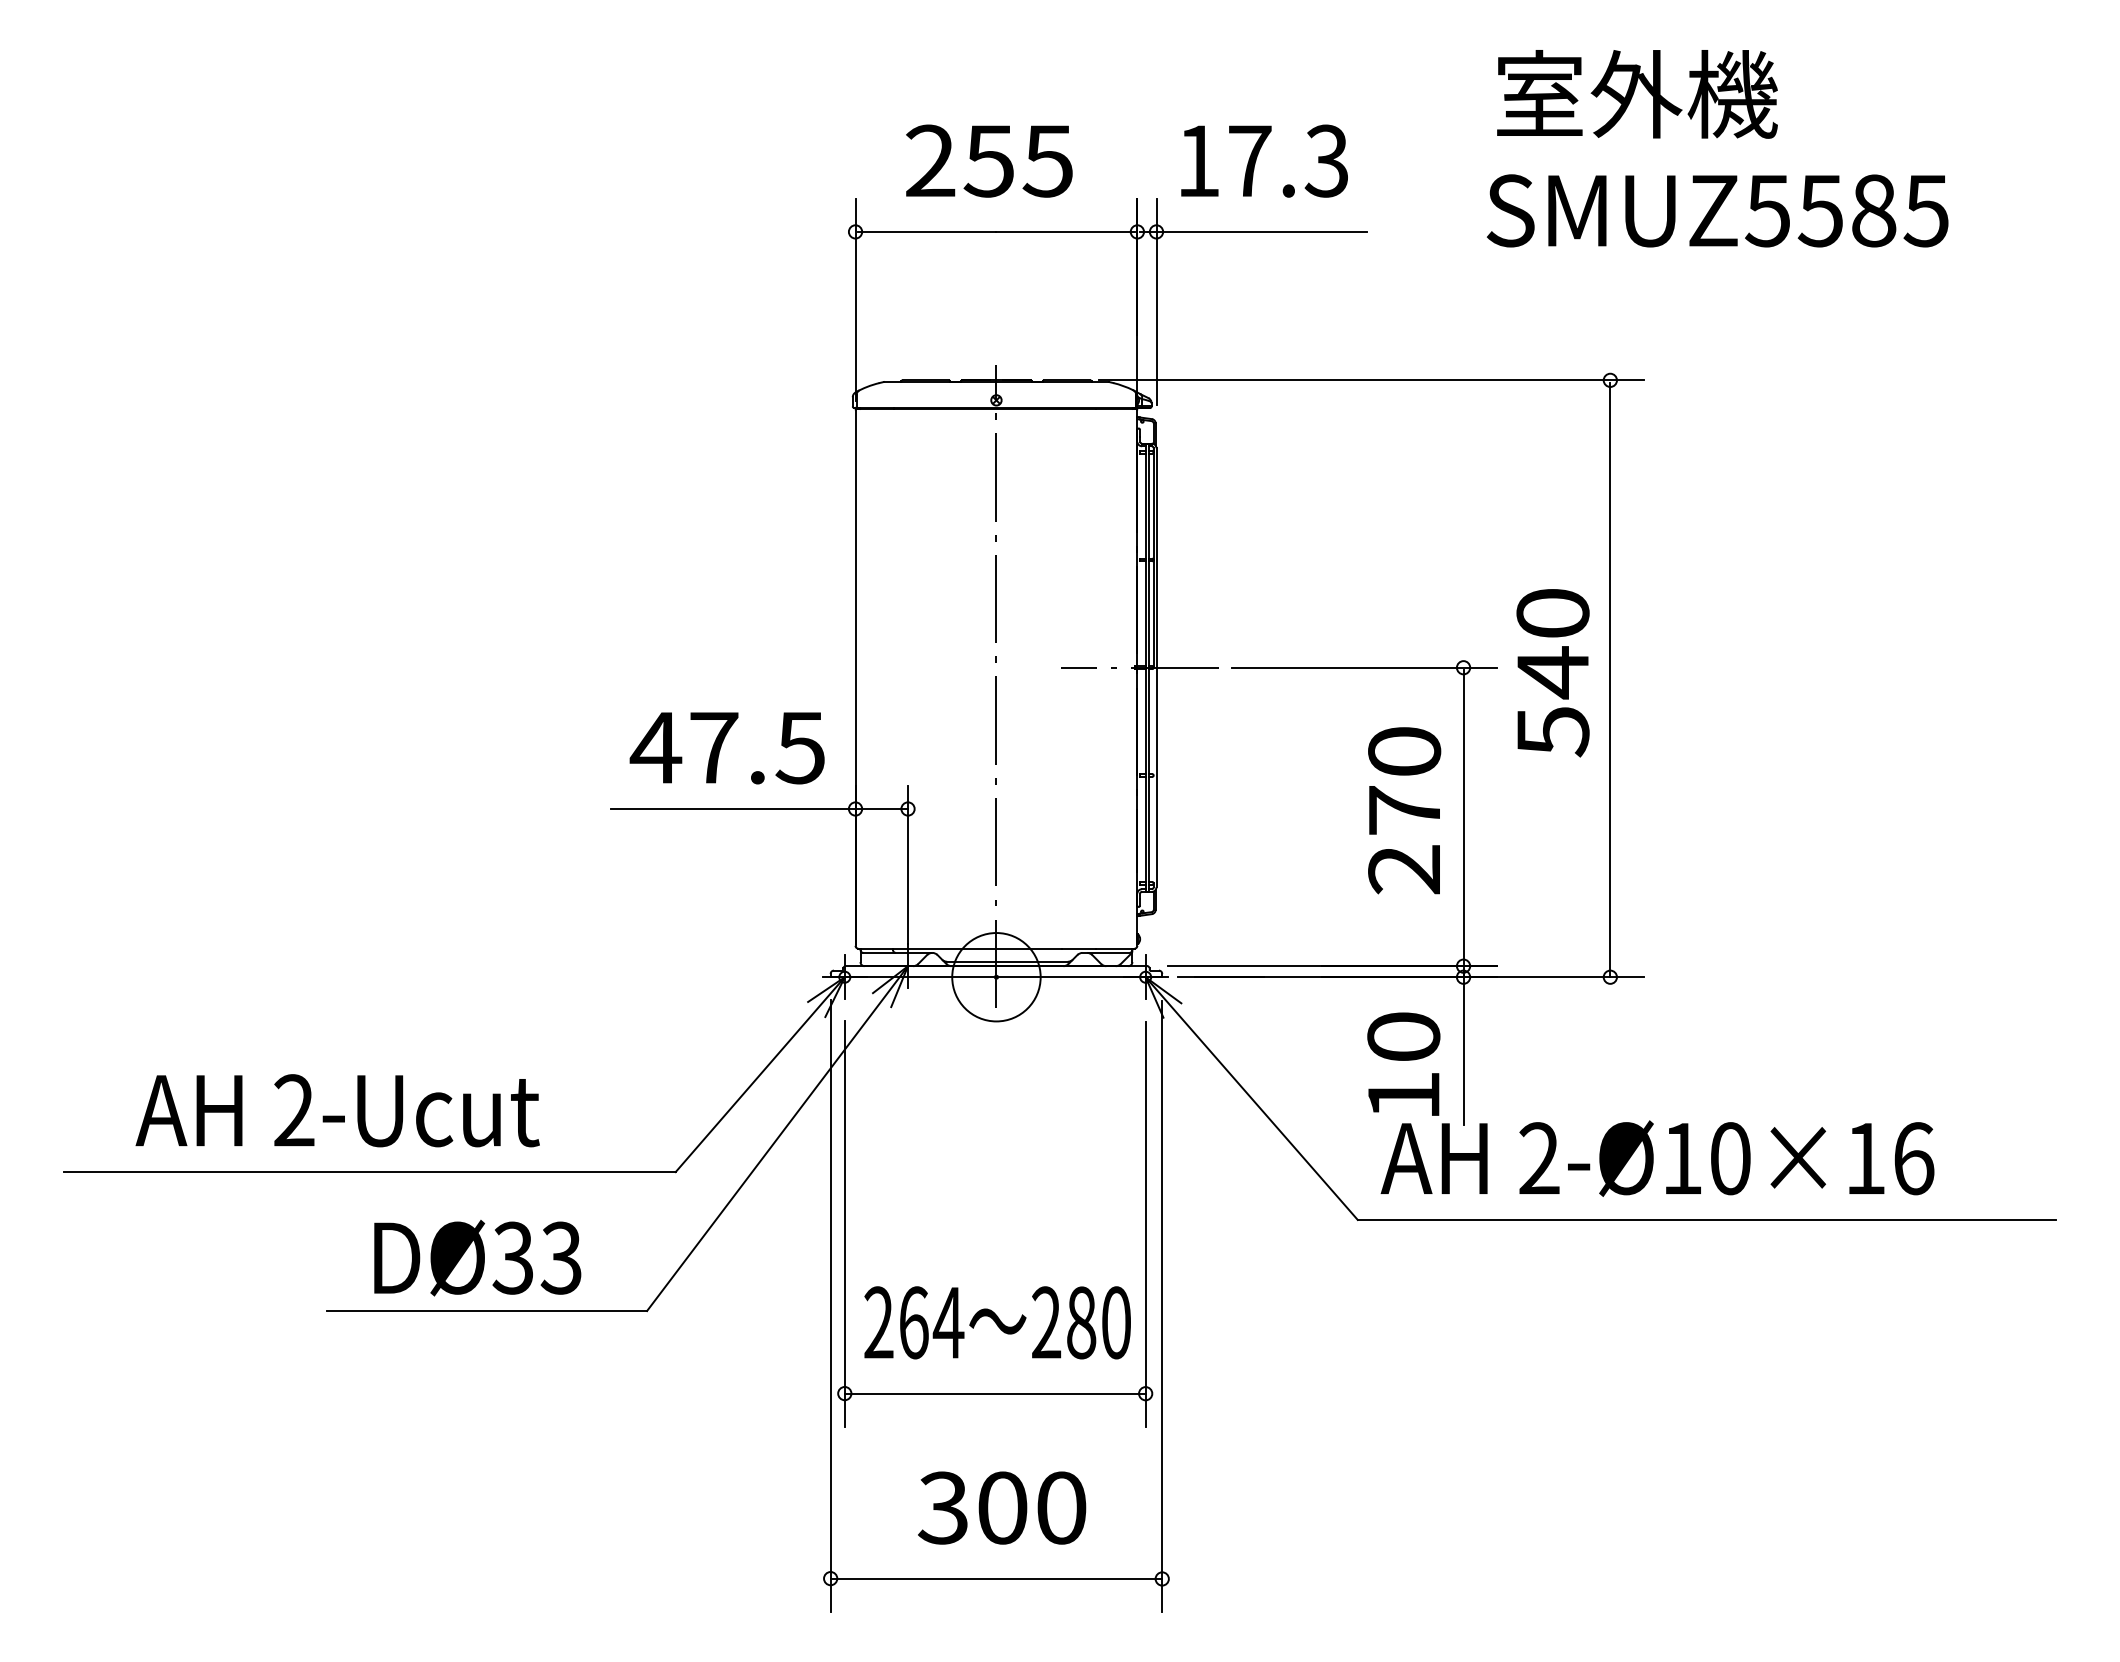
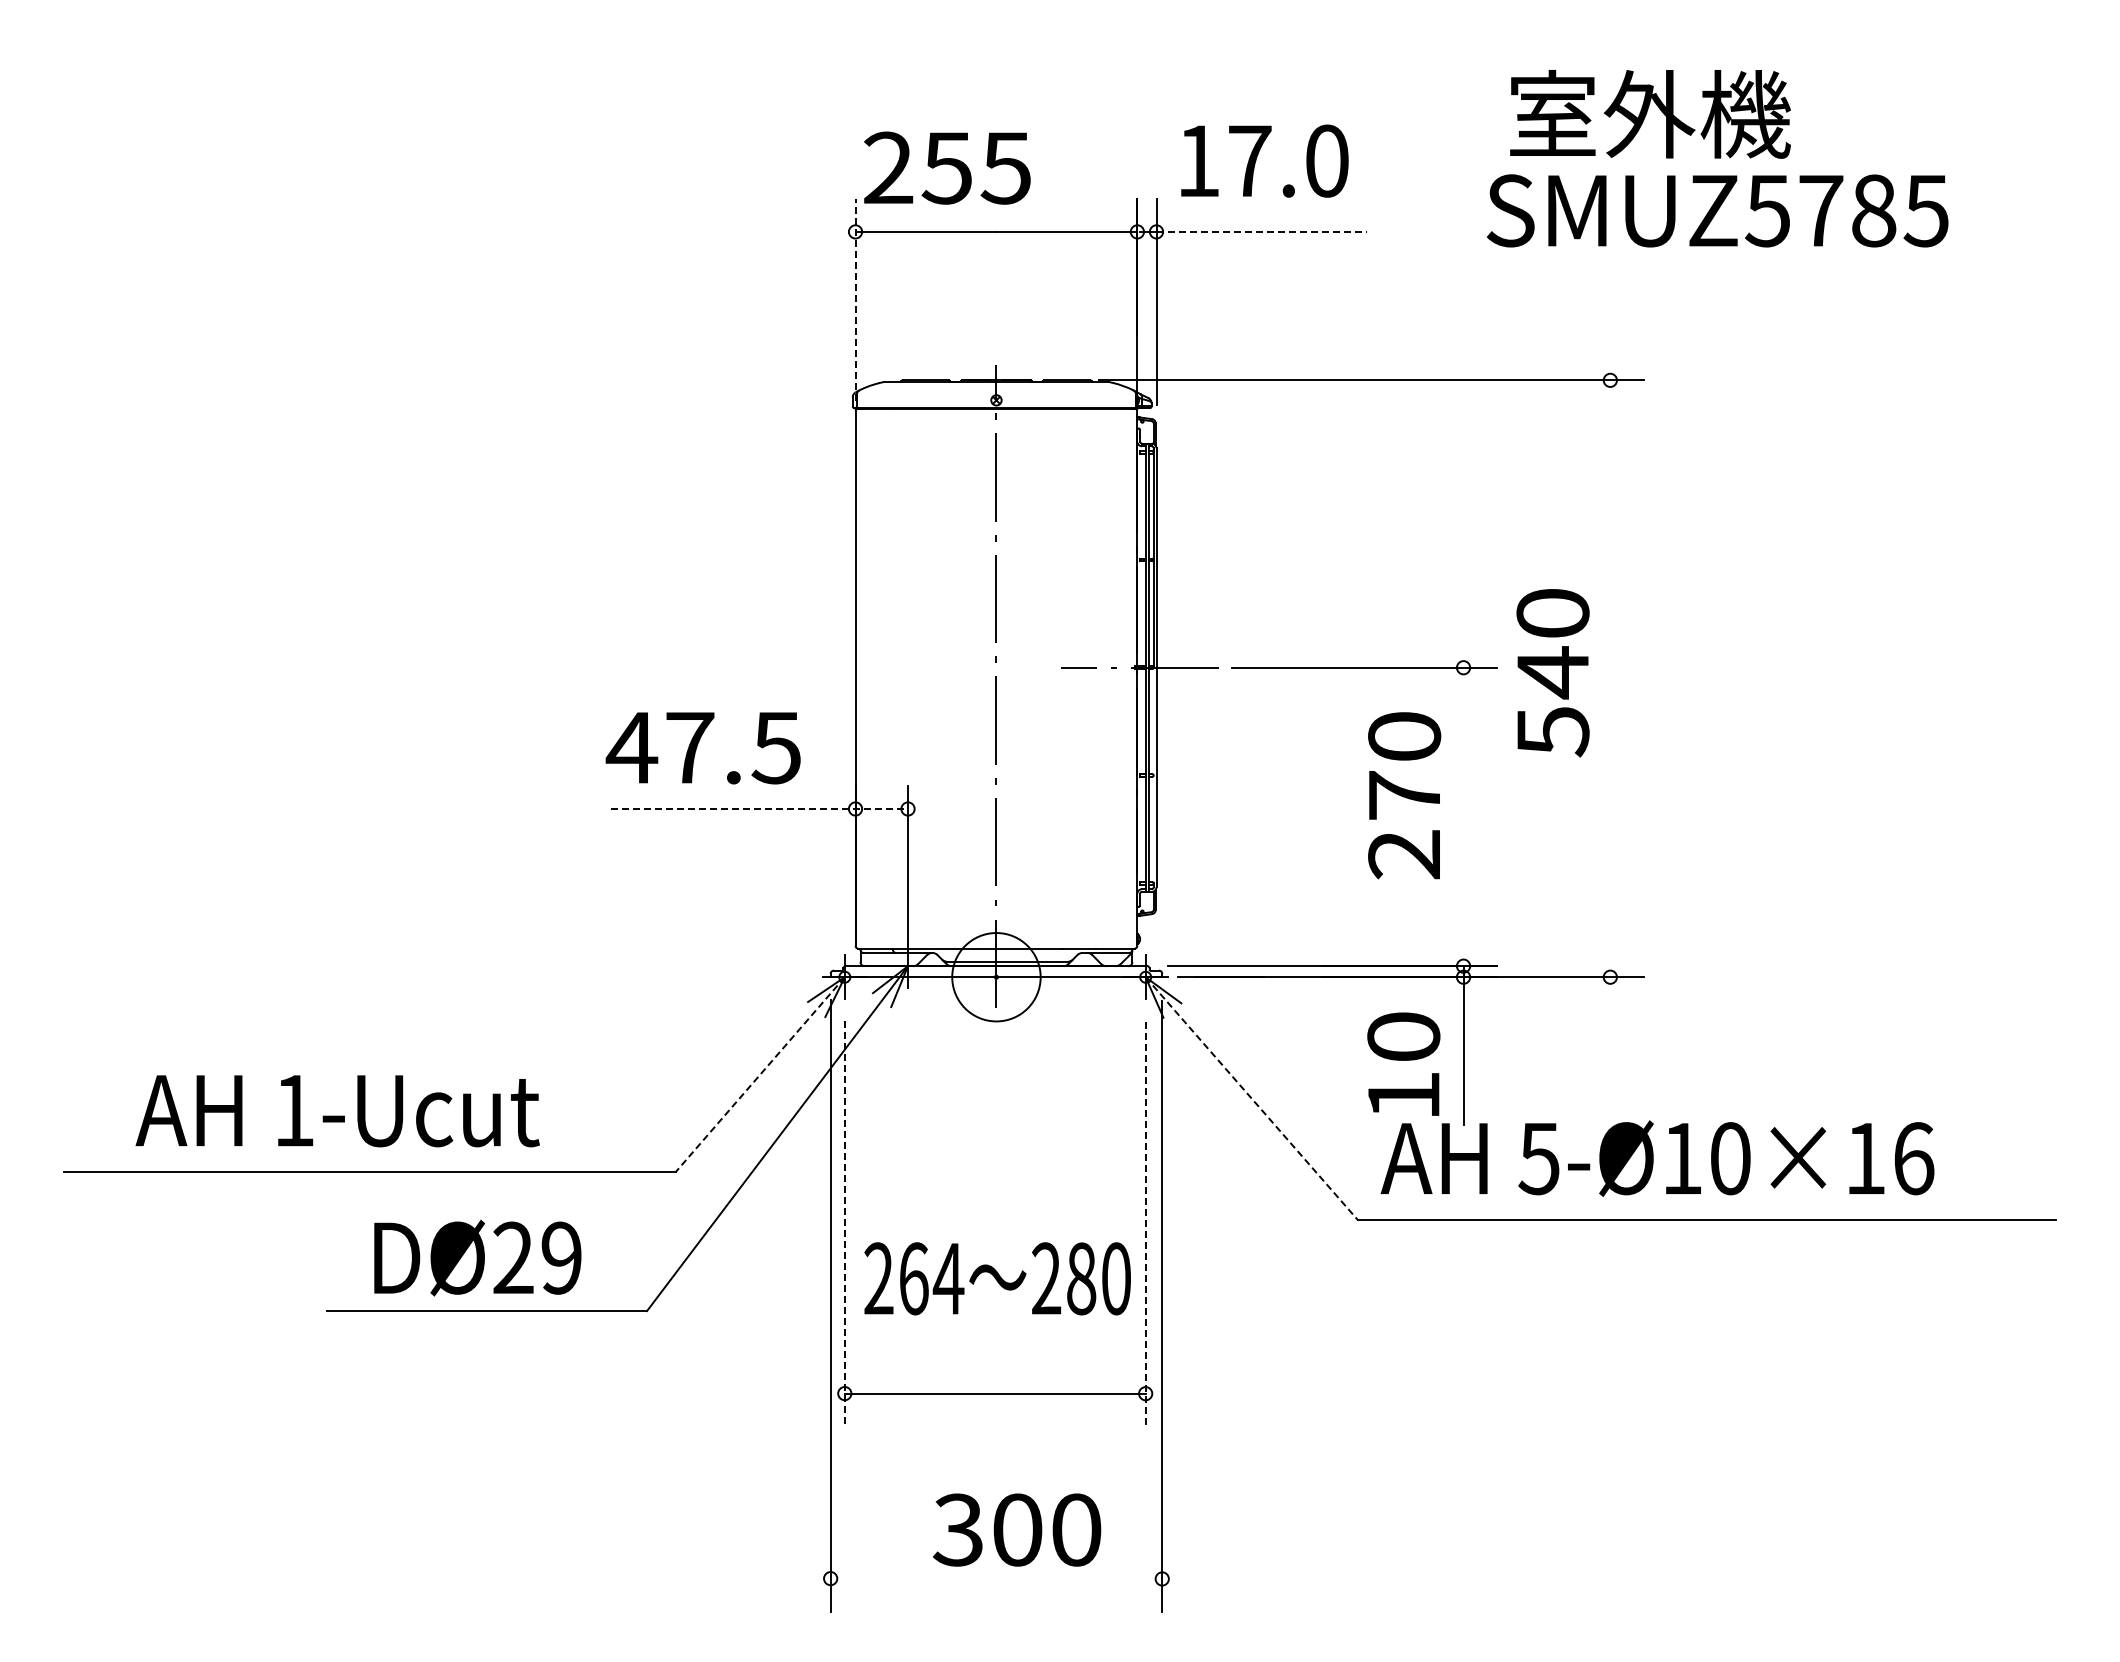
text position: (1637, 94) -> (1650, 114) (1650, 114)
text position: (989, 160) -> (947, 167) (947, 167)
text: 17.3 -> 17.0 (1326, 160)
text: SMUZ5585 -> SMUZ5785 (1820, 211)
line: solid -> dashed (1262, 231)
line: solid -> dashed (855, 299)
line: present -> none (1610, 679)
text position: (726, 748) -> (702, 748) (702, 748)
line: solid -> dashed (759, 809)
text position: (1404, 810) -> (1404, 795) (1404, 795)
line: present -> none (1463, 816)
line: solid -> dashed (759, 1075)
line: solid -> dashed (1252, 1098)
text: 2-Ucut -> 1-Ucut (294, 1110)
text: 2-Ø10×16 -> 5-Ø10×16 (1538, 1158)
line: solid -> dashed (844, 1224)
line: solid -> dashed (1145, 1224)
text: DØ33 -> DØ29 (536, 1257)
text position: (997, 1322) -> (997, 1278) (997, 1278)
text position: (1002, 1507) -> (1017, 1529) (1017, 1529)
line: present -> none (996, 1578)
